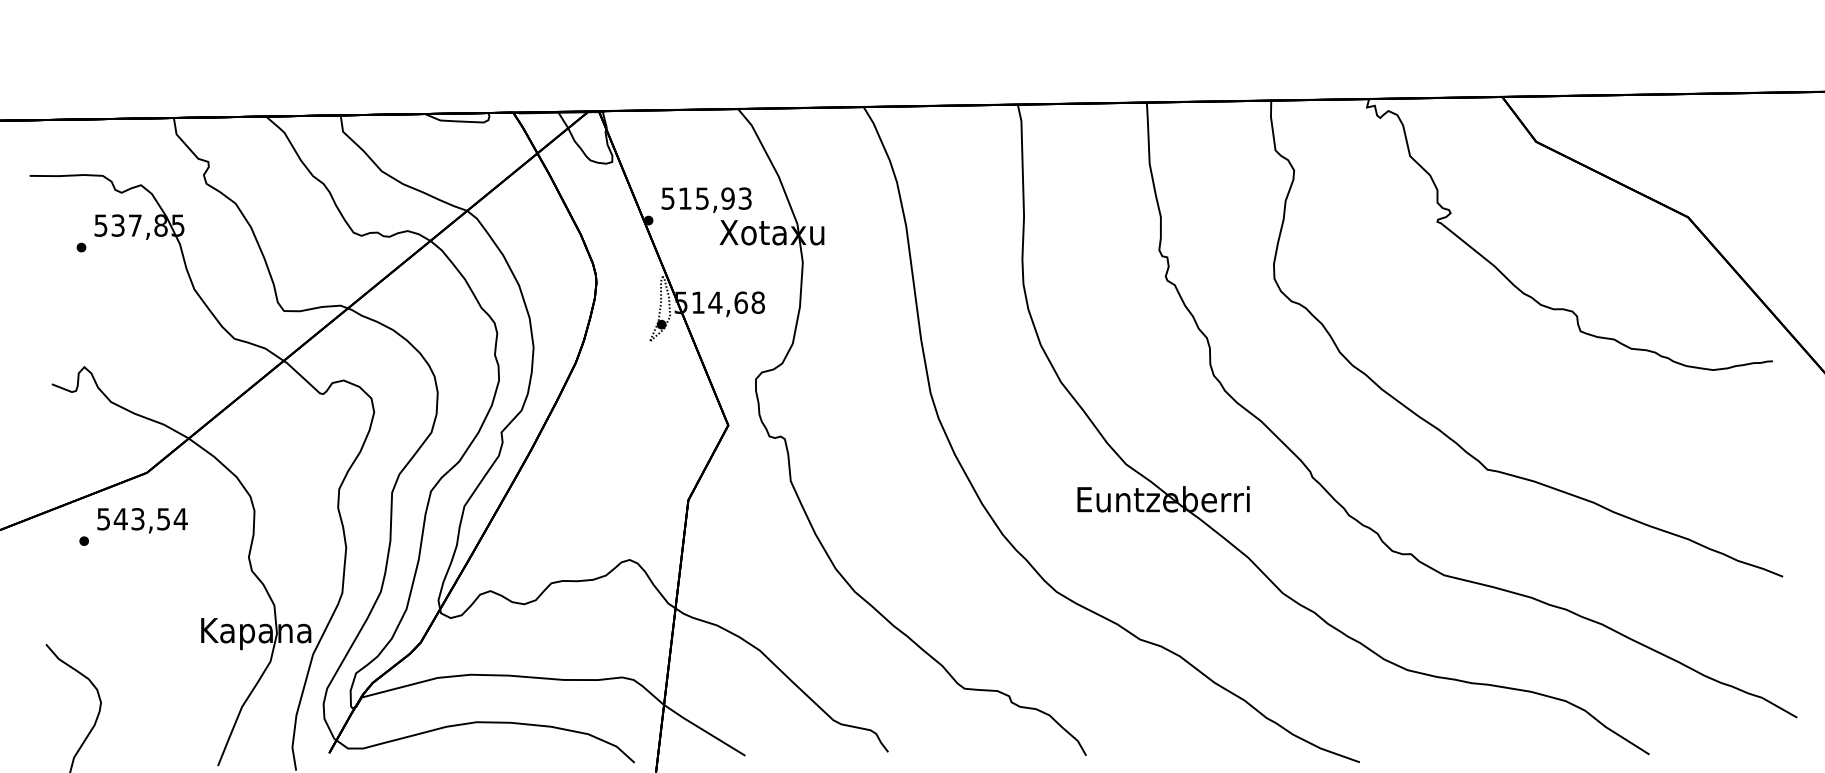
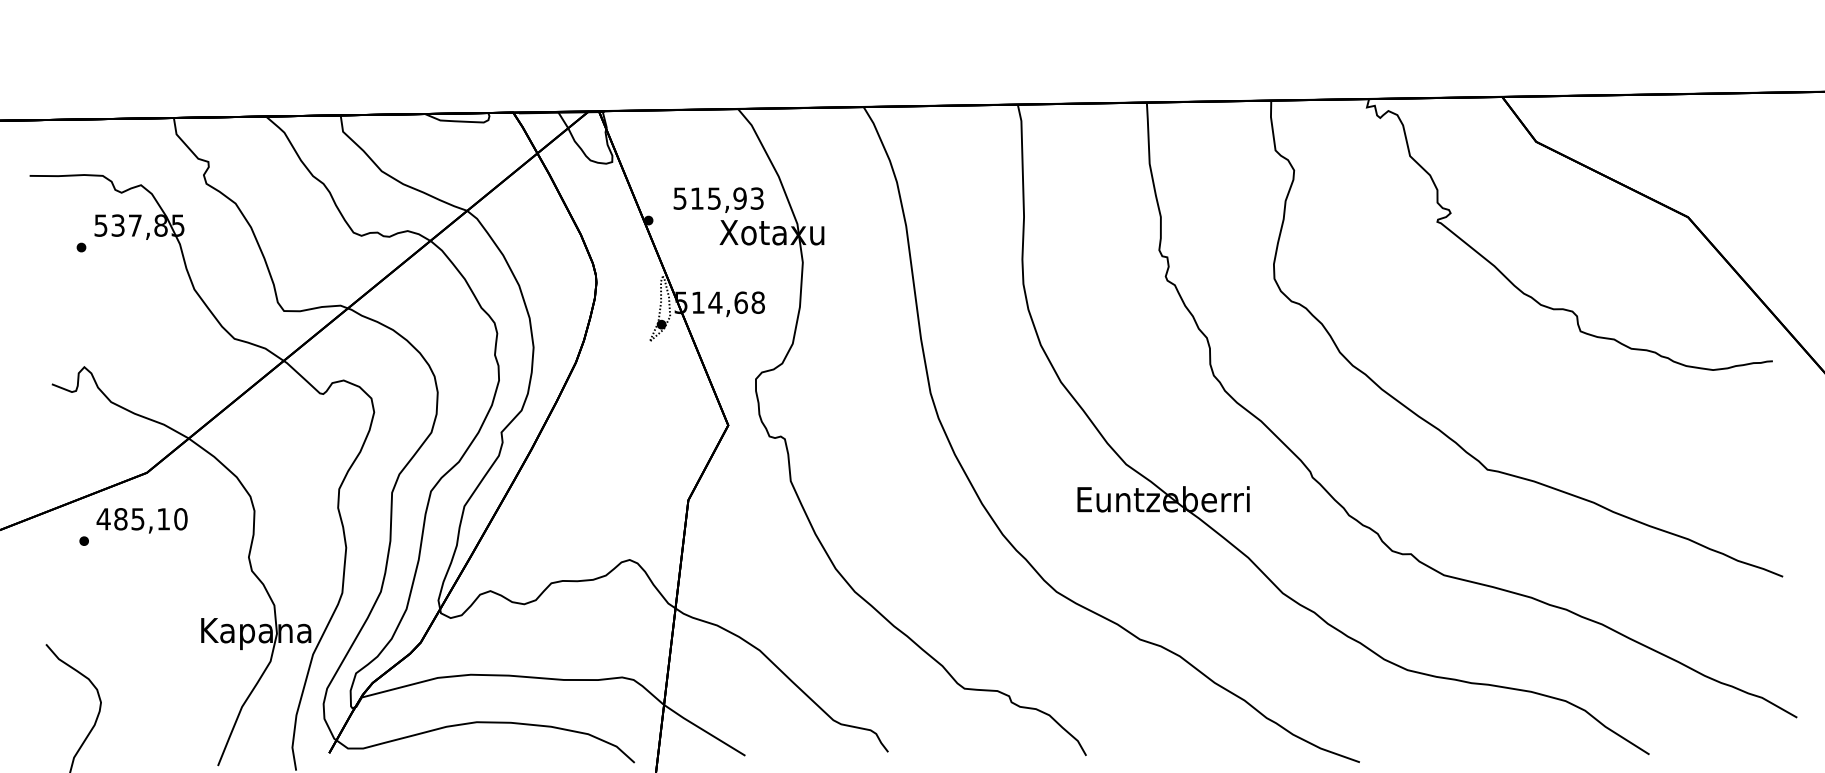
text position: (706, 199) -> (718, 199) (718, 199)
text: 543,54 -> 485,10 (141, 519)
